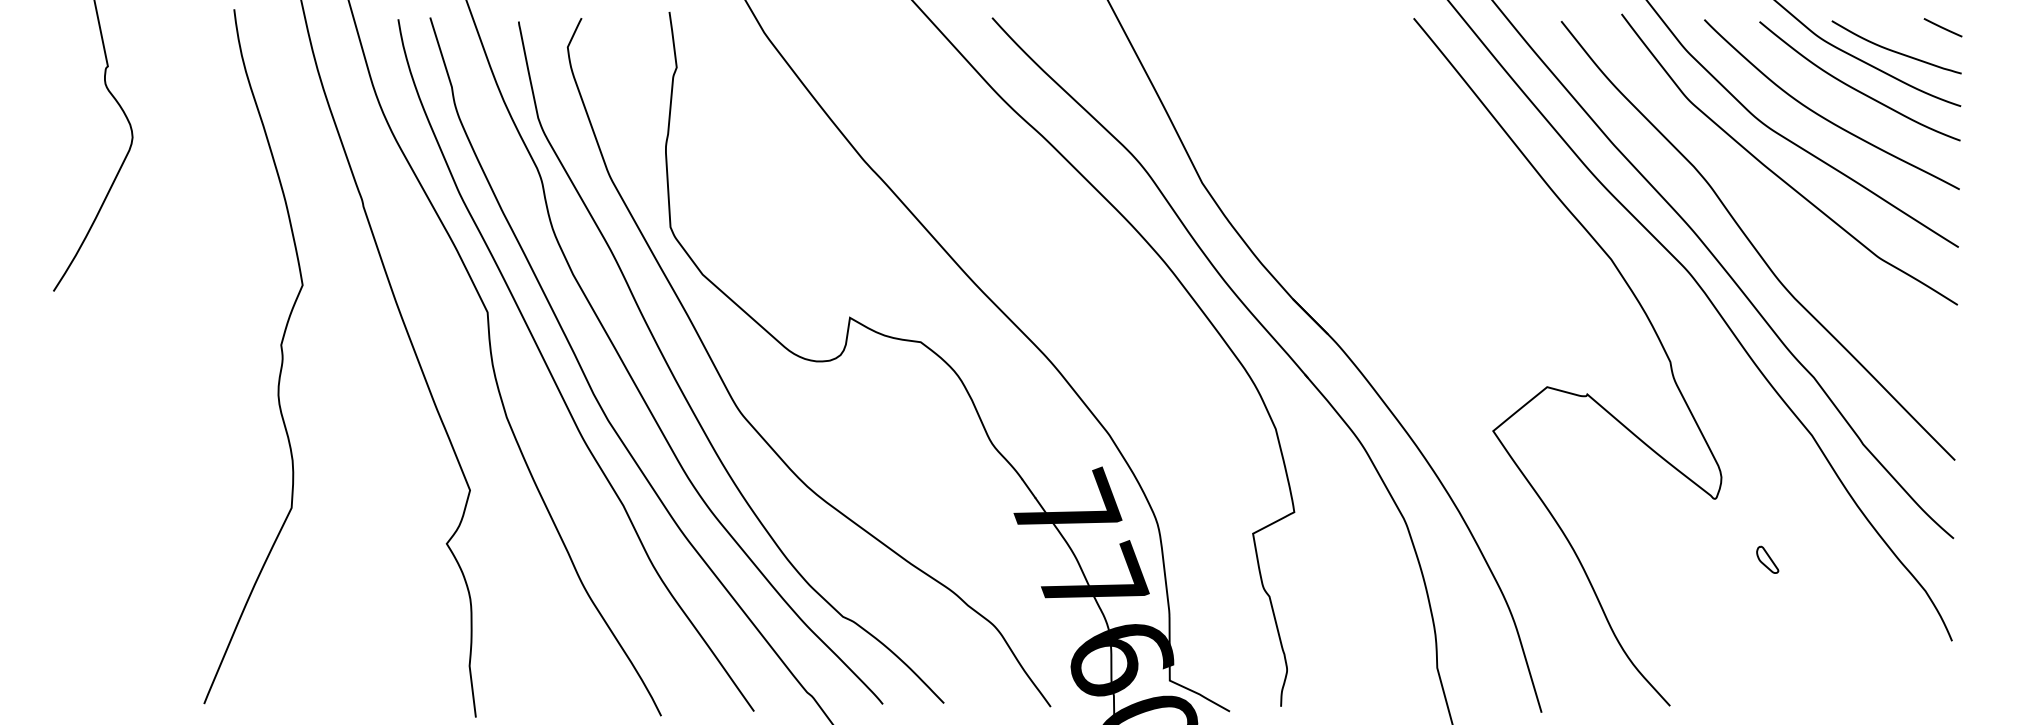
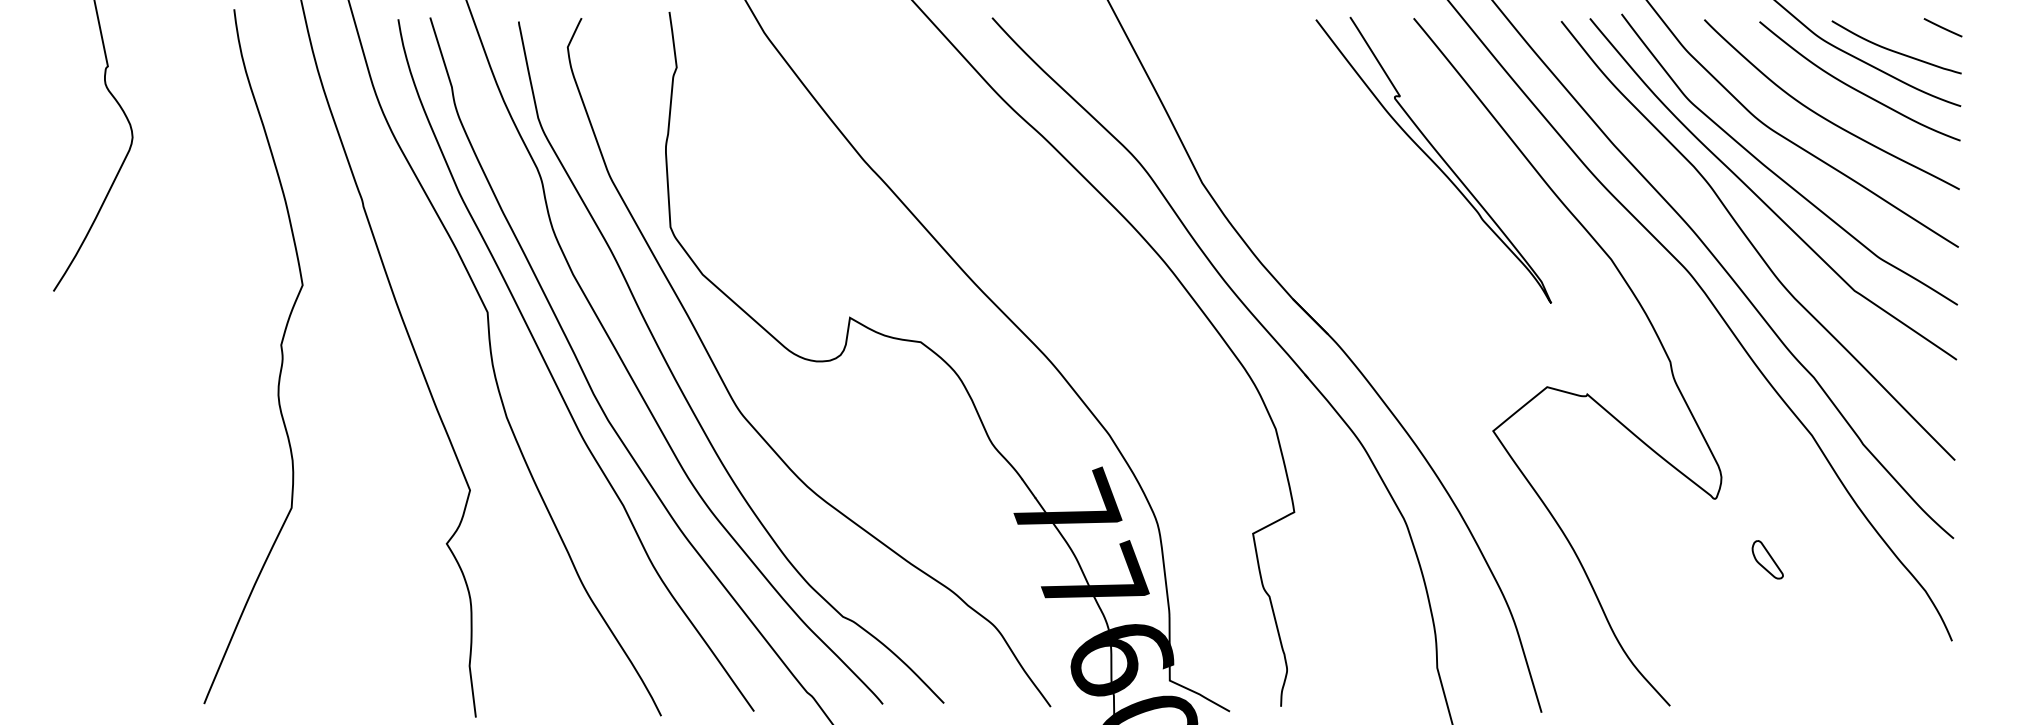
curve: none -> present (1432, 159)
curve: none -> present (1762, 199)
part size: 24x29 px -> 33x40 px (1767, 559)
